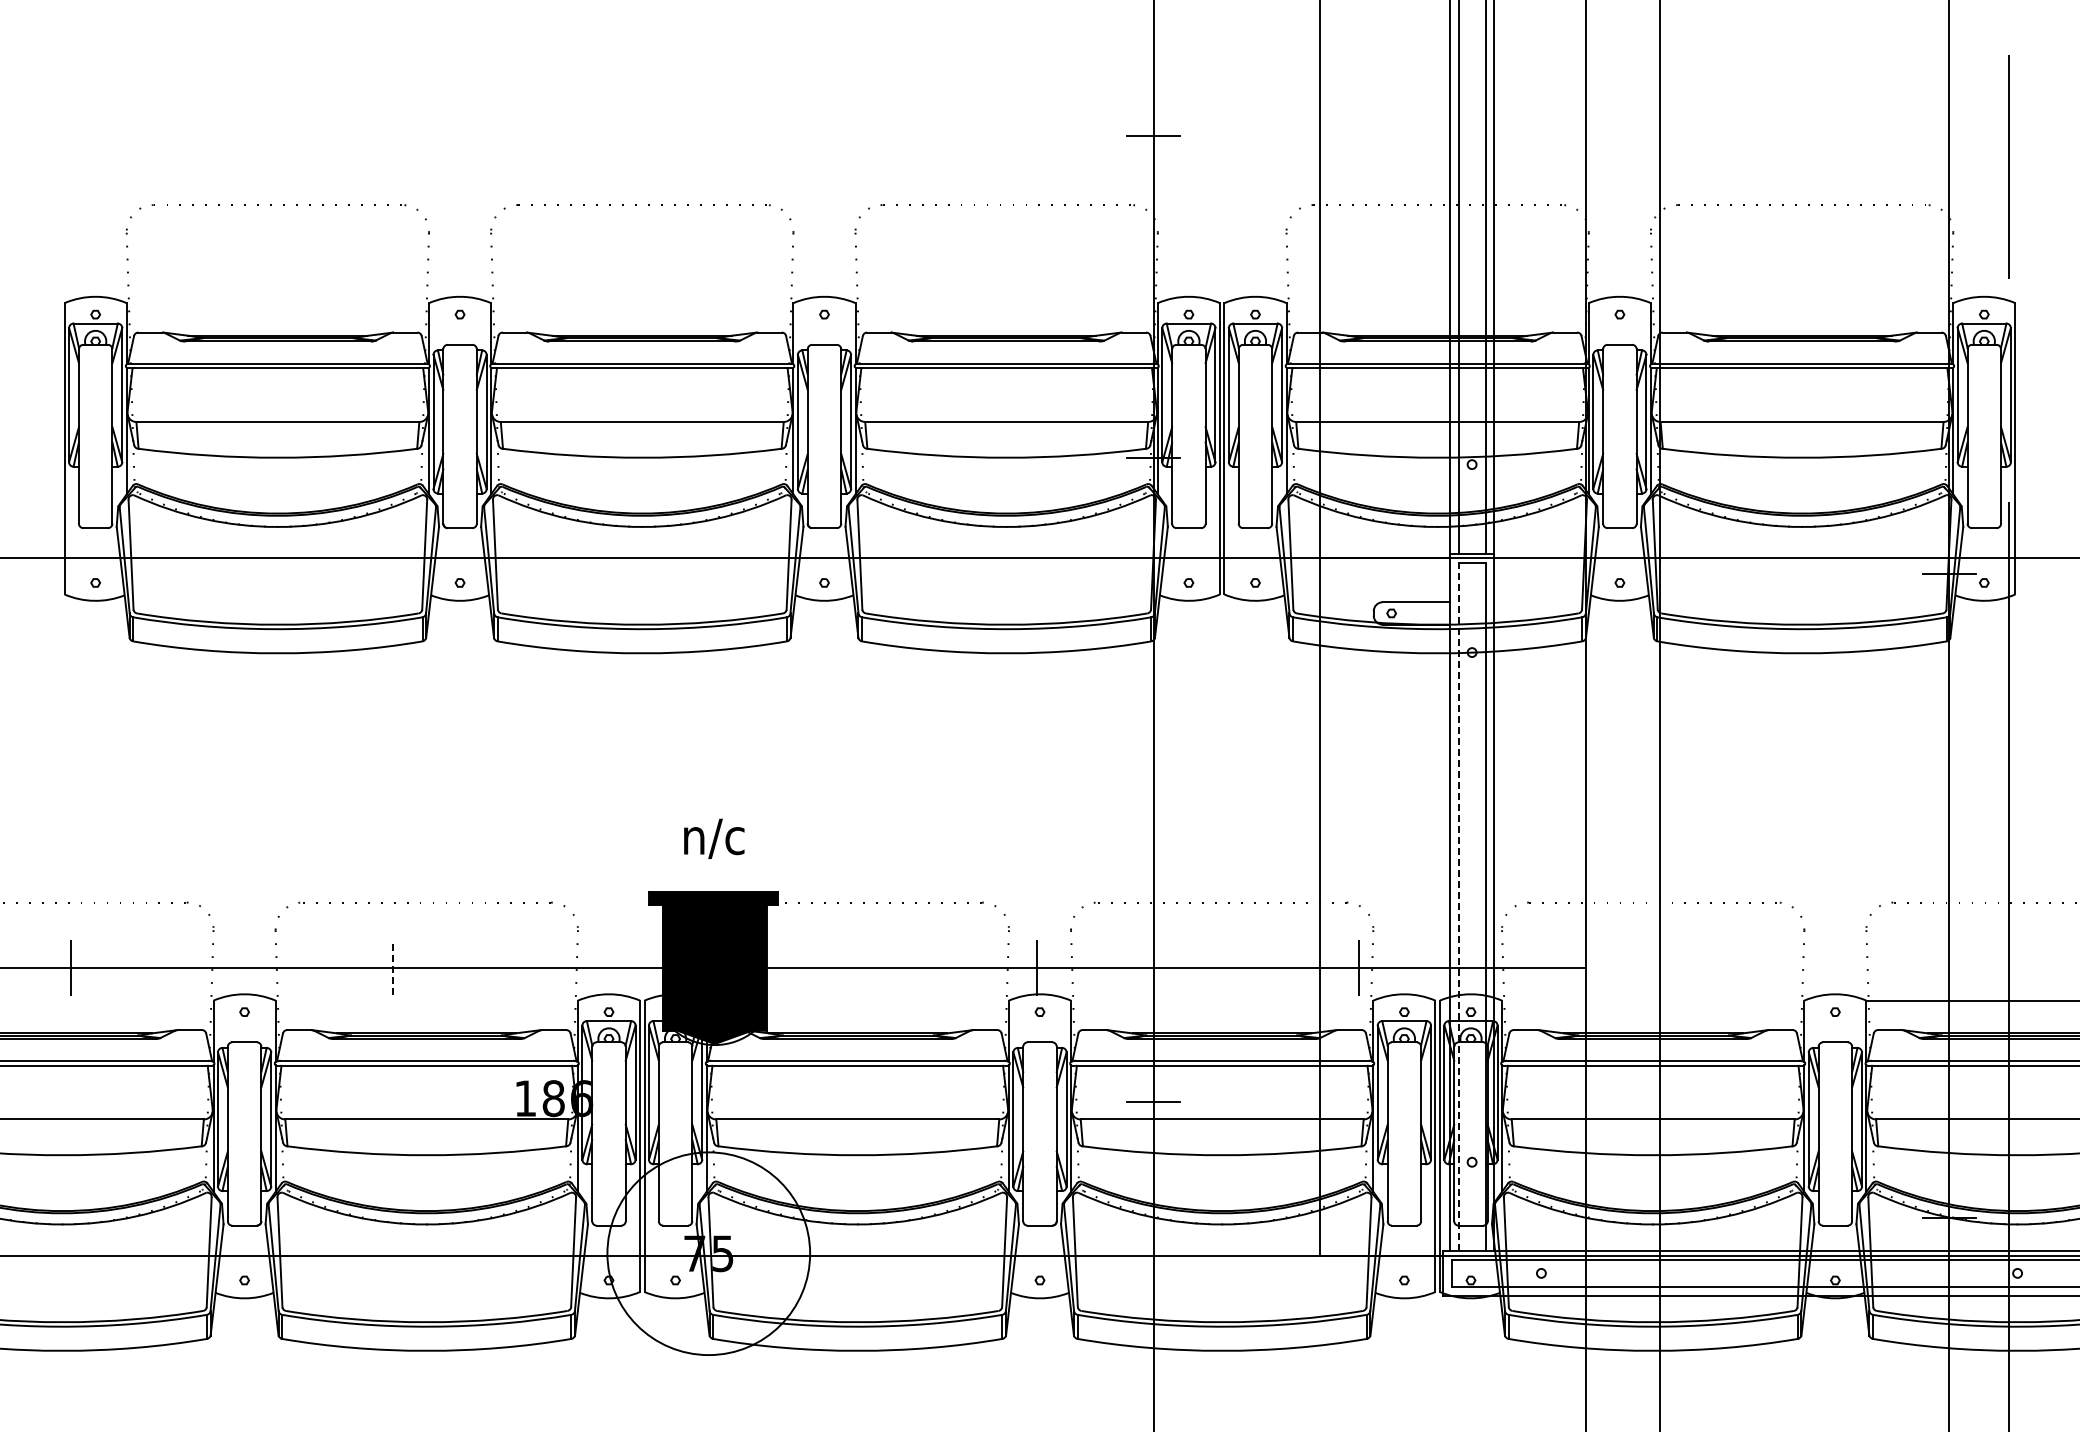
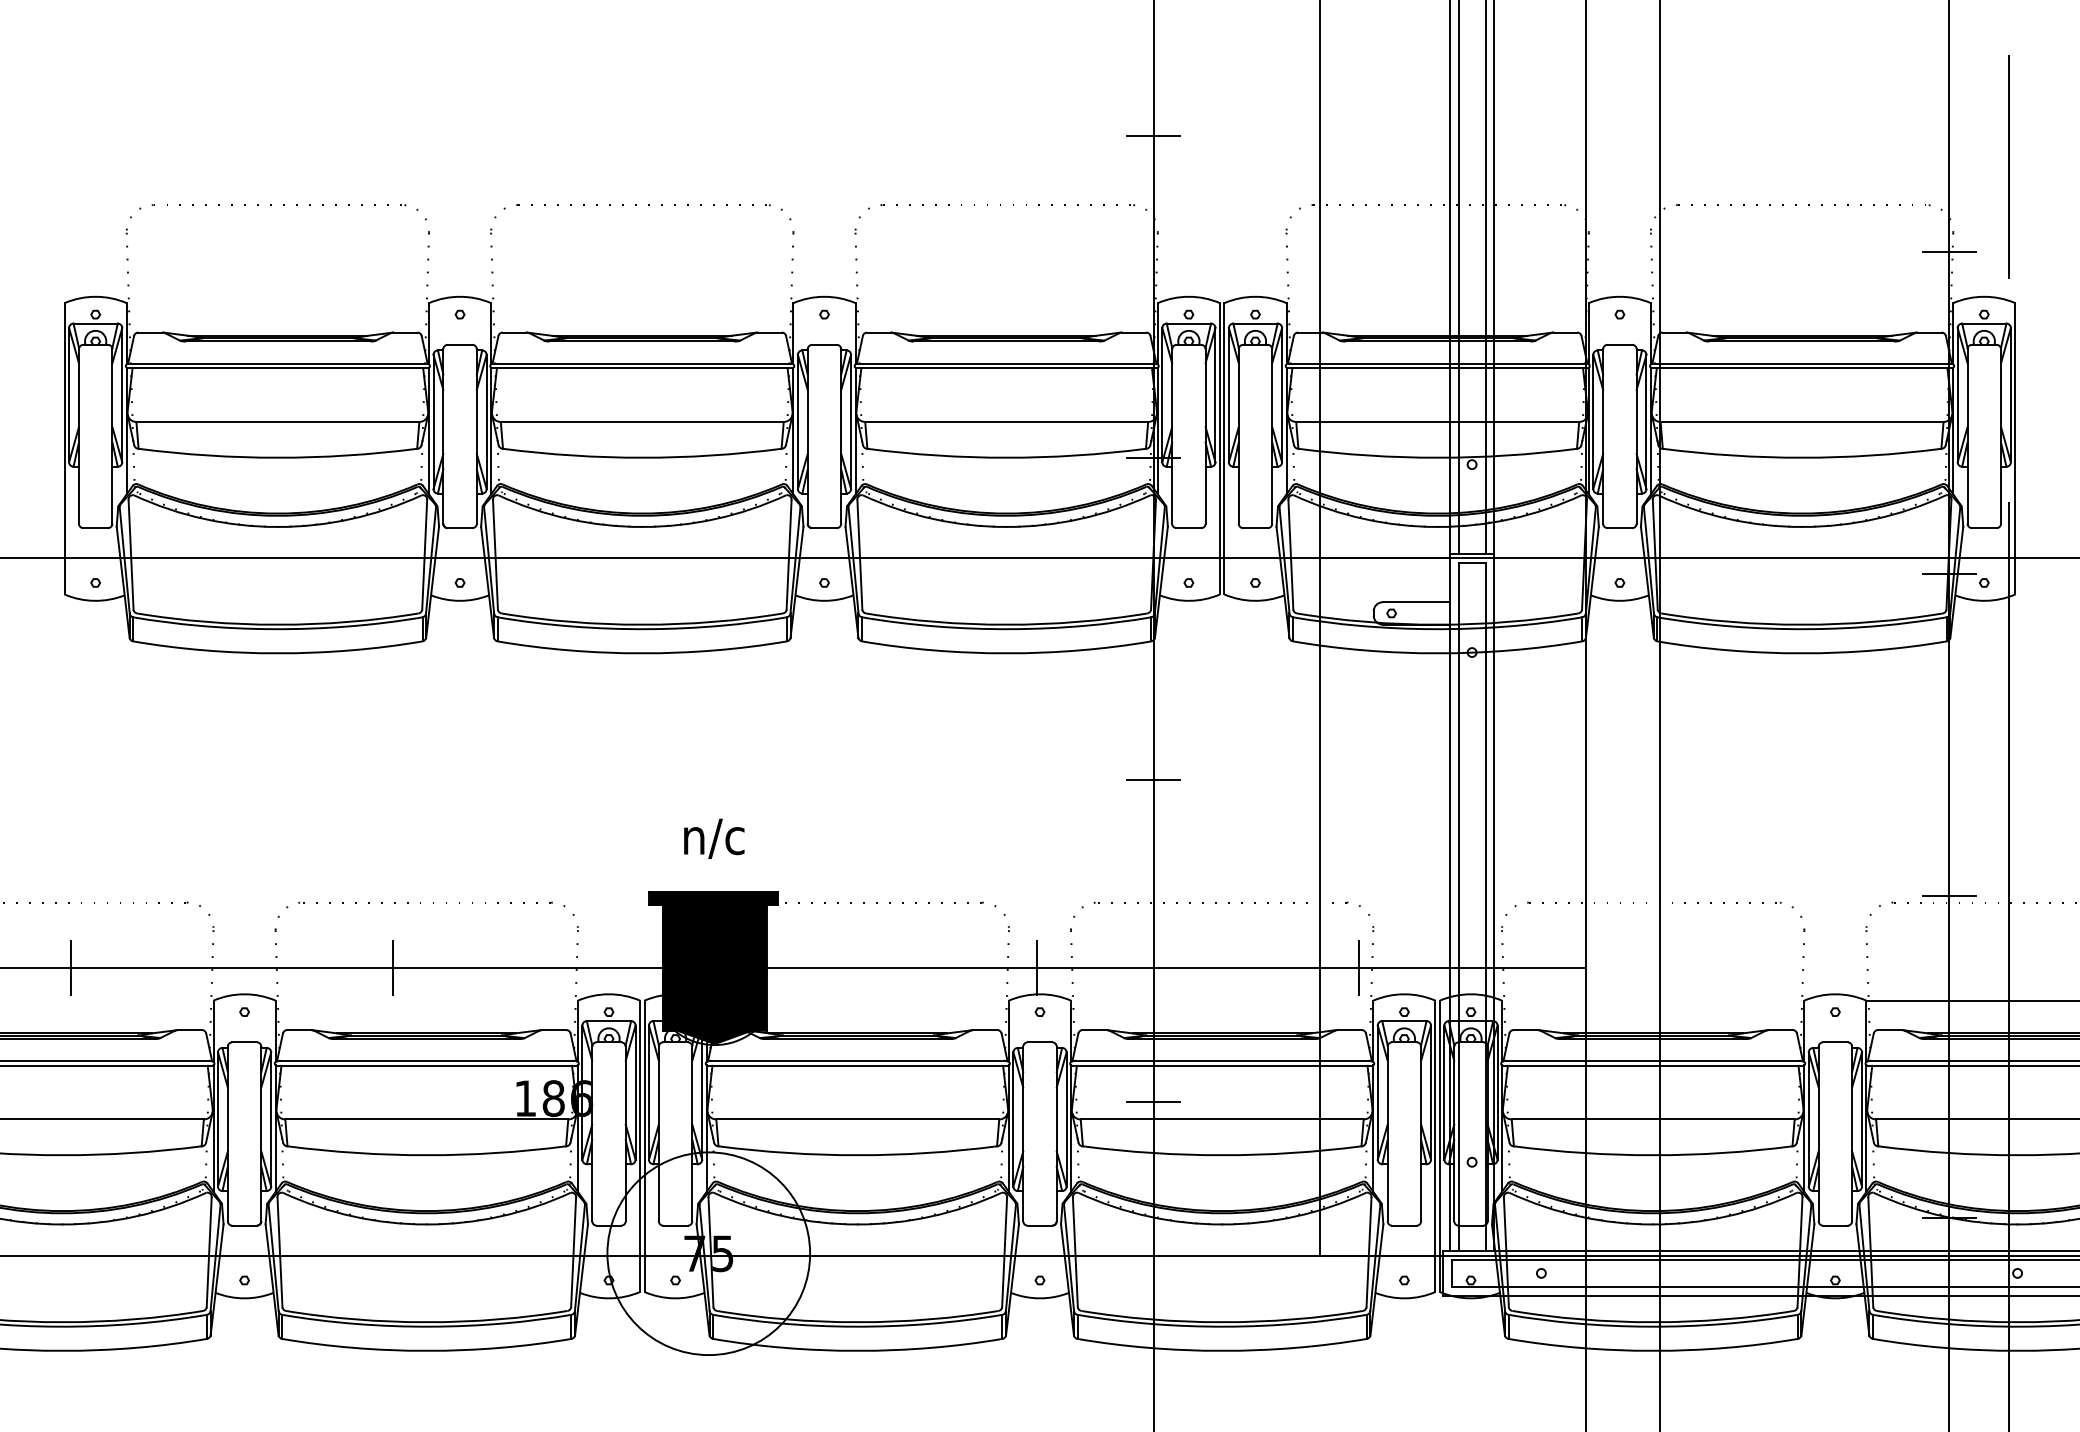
line: none -> present (1949, 252)
line: none -> present (1153, 779)
line: none -> present (1949, 895)
line: dashed -> solid (1458, 907)
line: dashed -> solid (392, 967)
